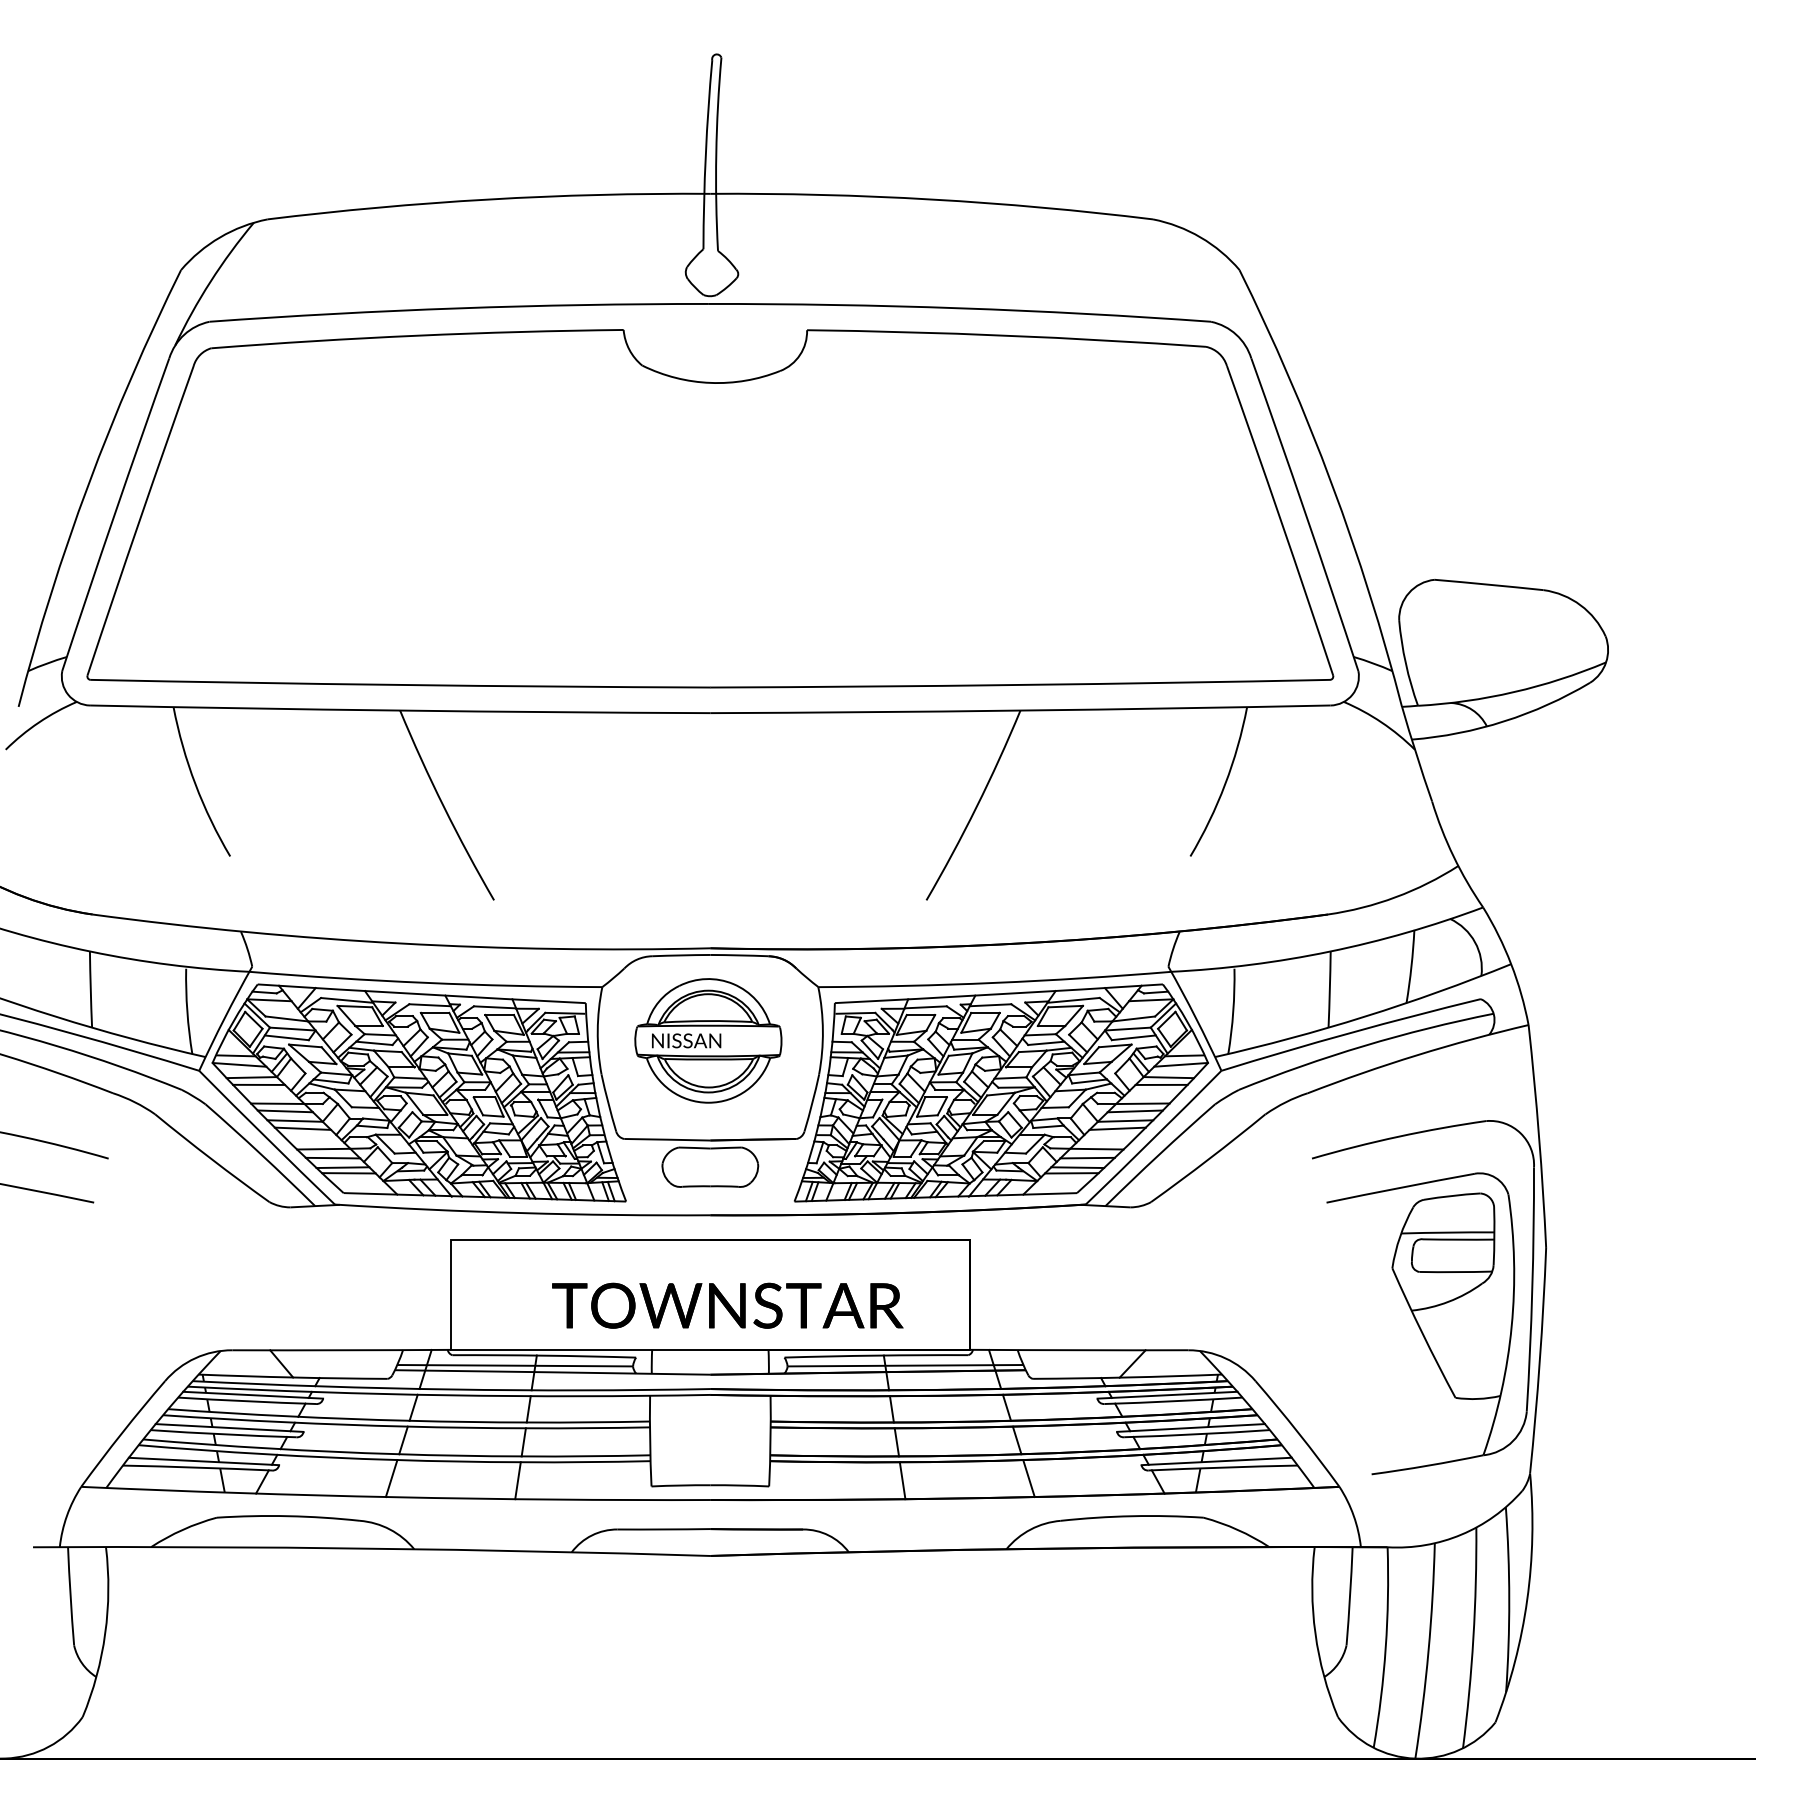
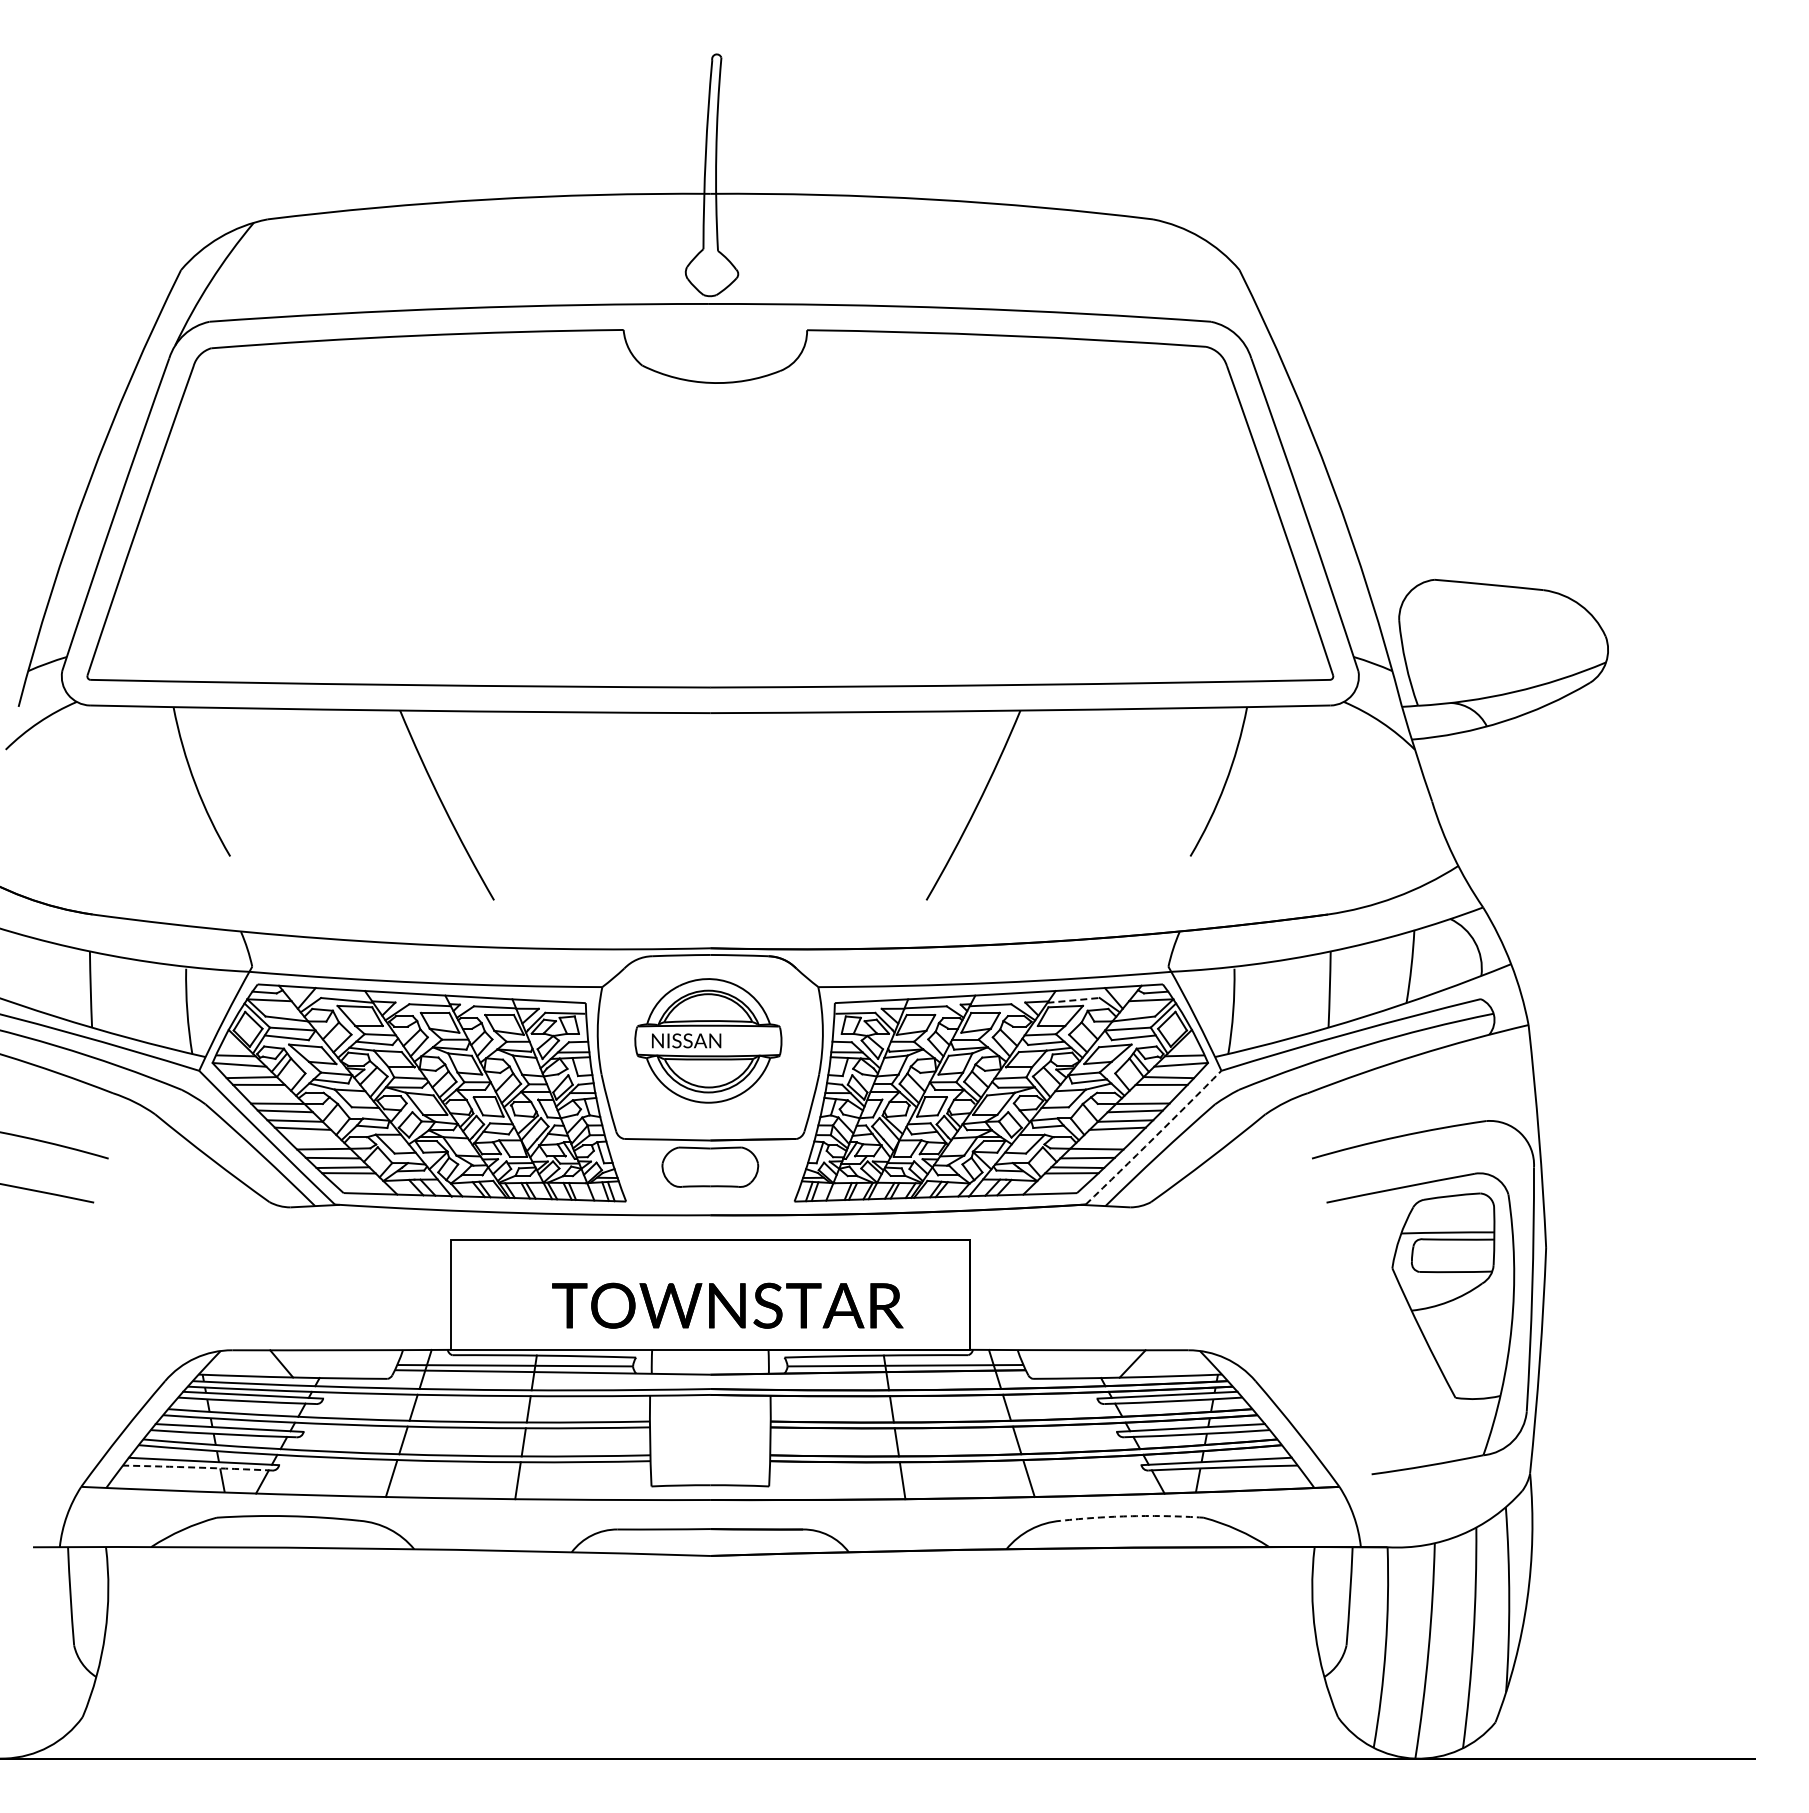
line: solid -> dashed (1074, 1000)
arc: solid -> dashed (1154, 1138)
arc: solid -> dashed (197, 1467)
arc: solid -> dashed (1132, 1516)
